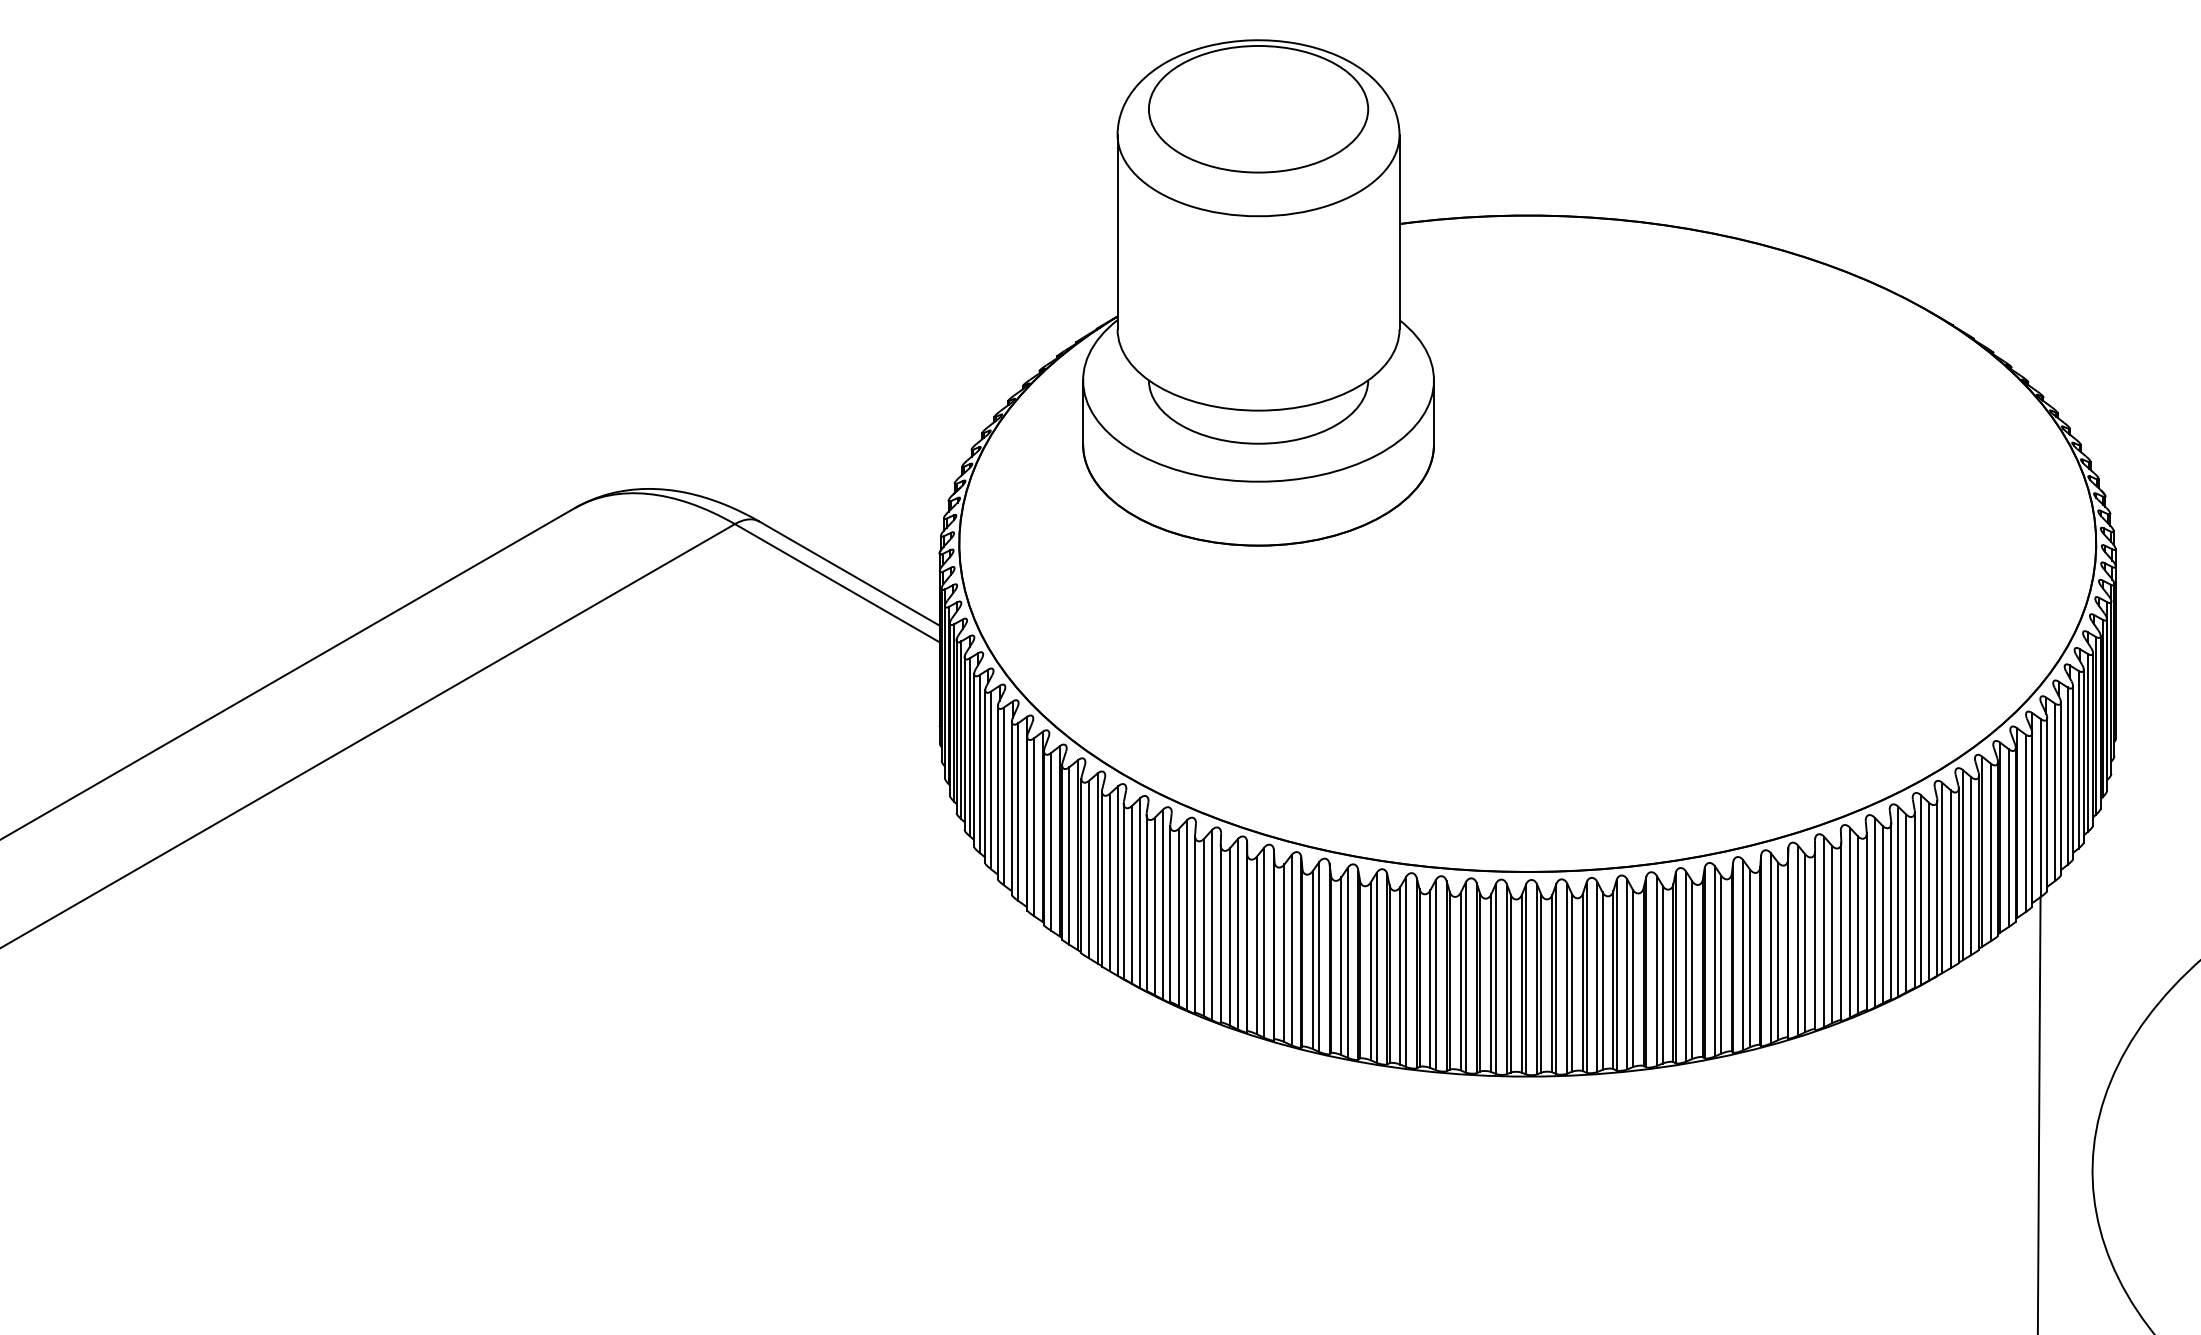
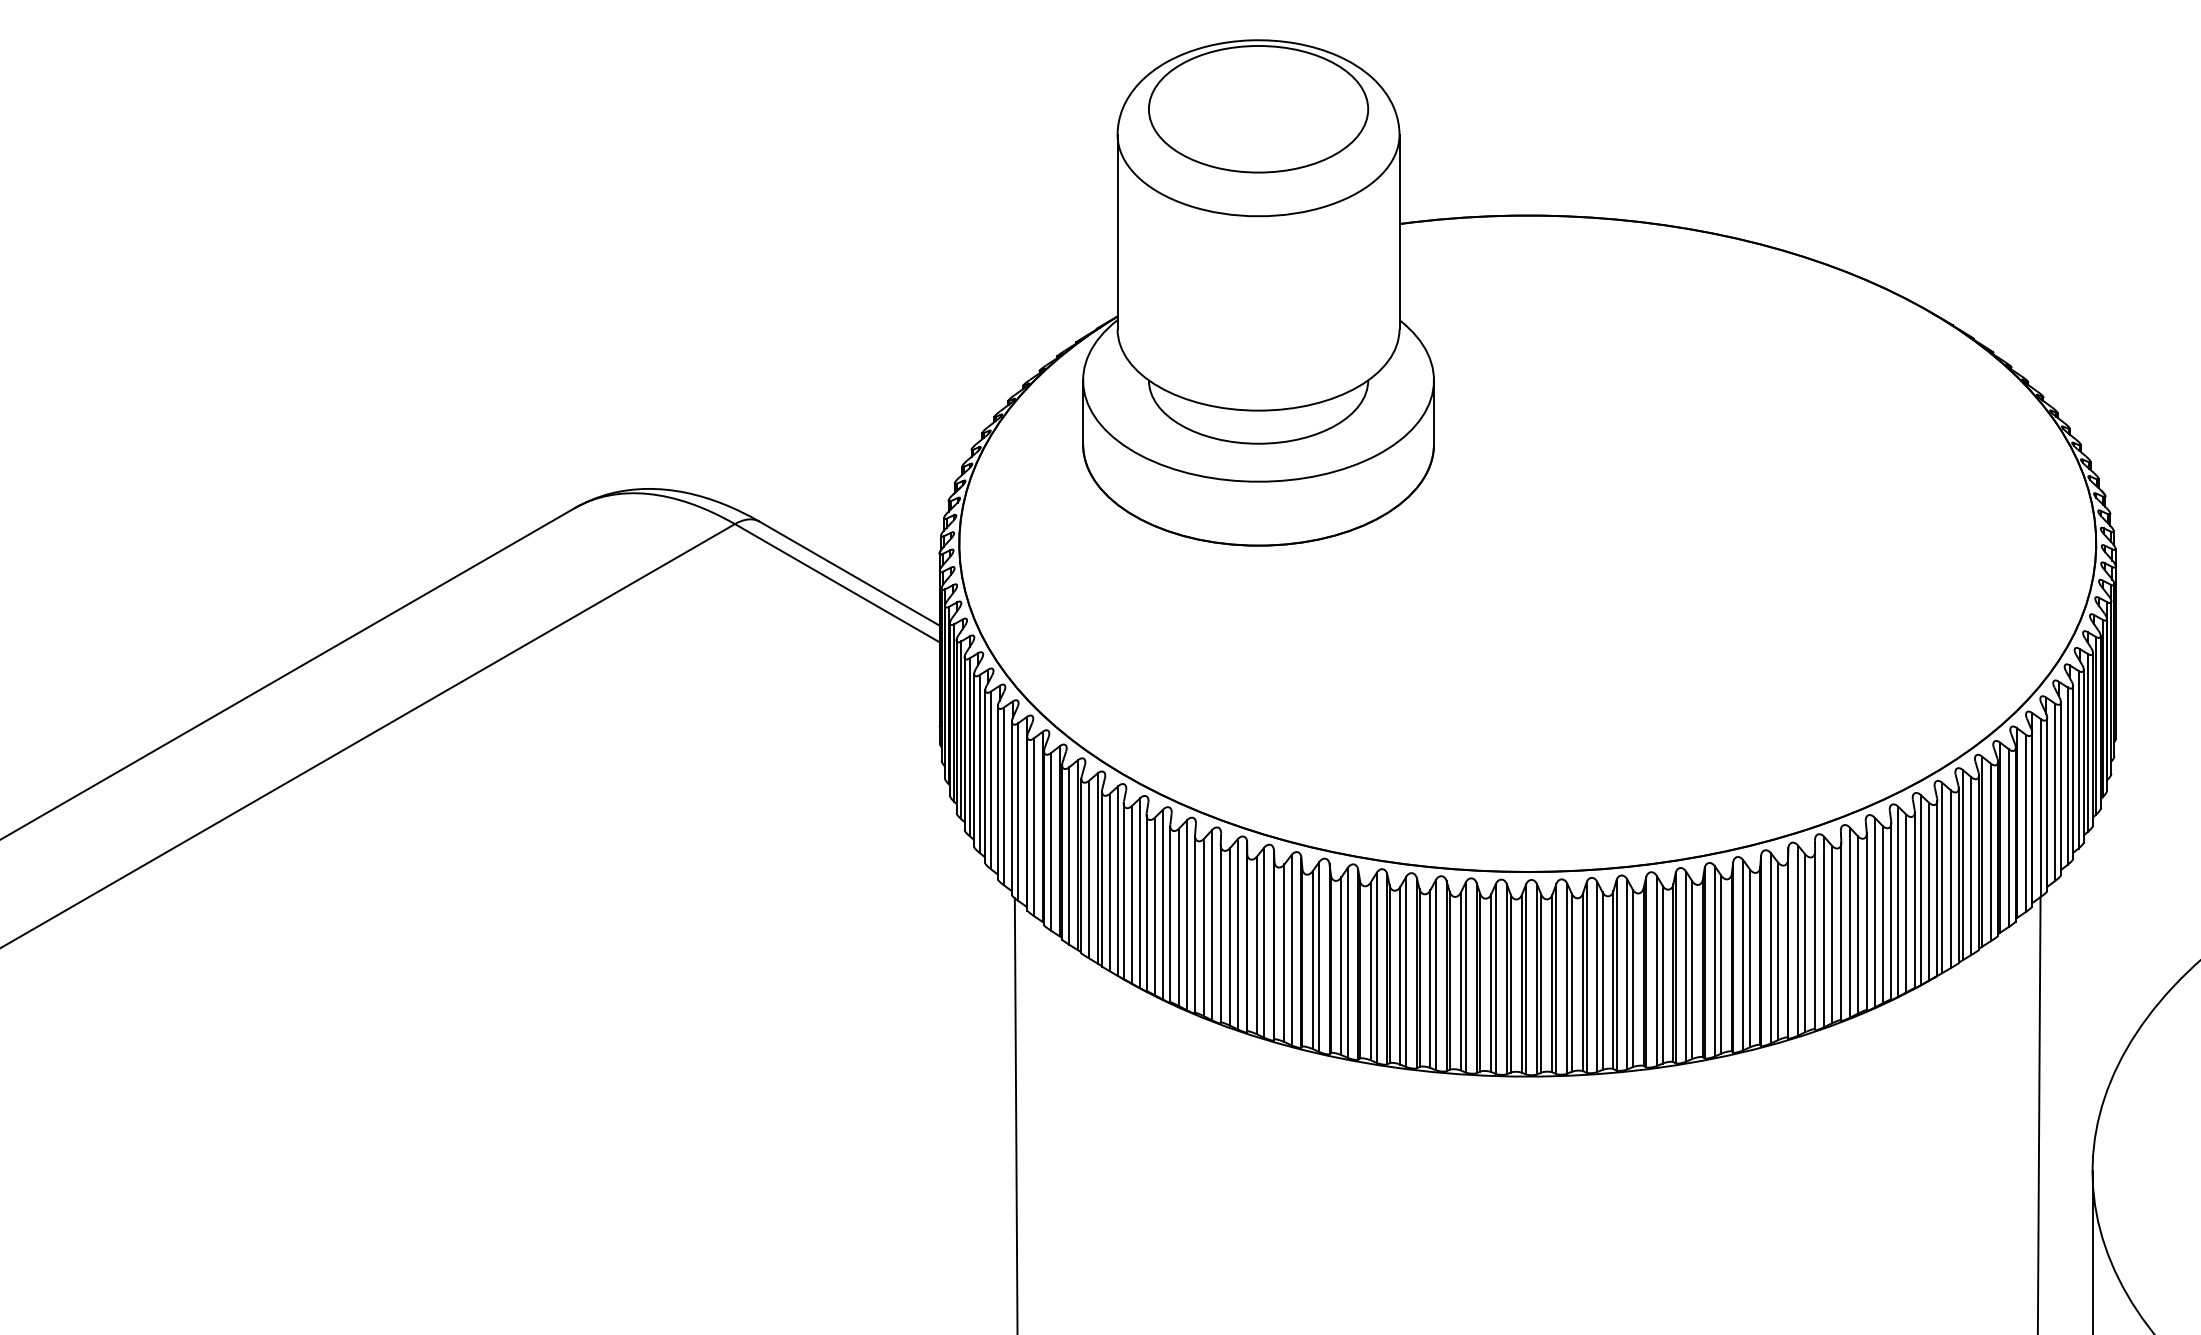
line: none -> present (1015, 1114)
line: none -> present (2092, 1251)
